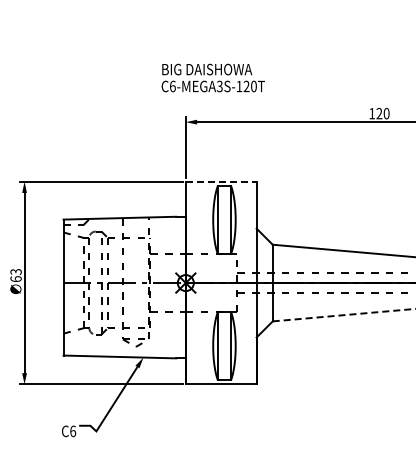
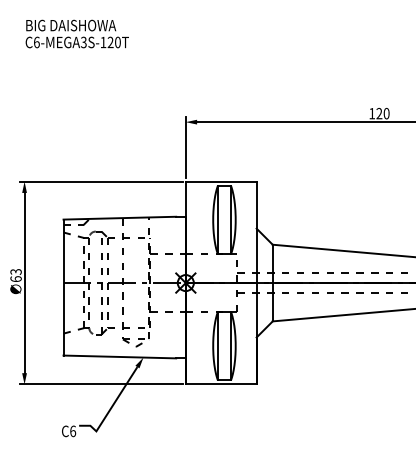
text position: (212, 77) -> (76, 33) (76, 33)
line: dashed -> solid (221, 181)
line: dashed -> solid (344, 315)
